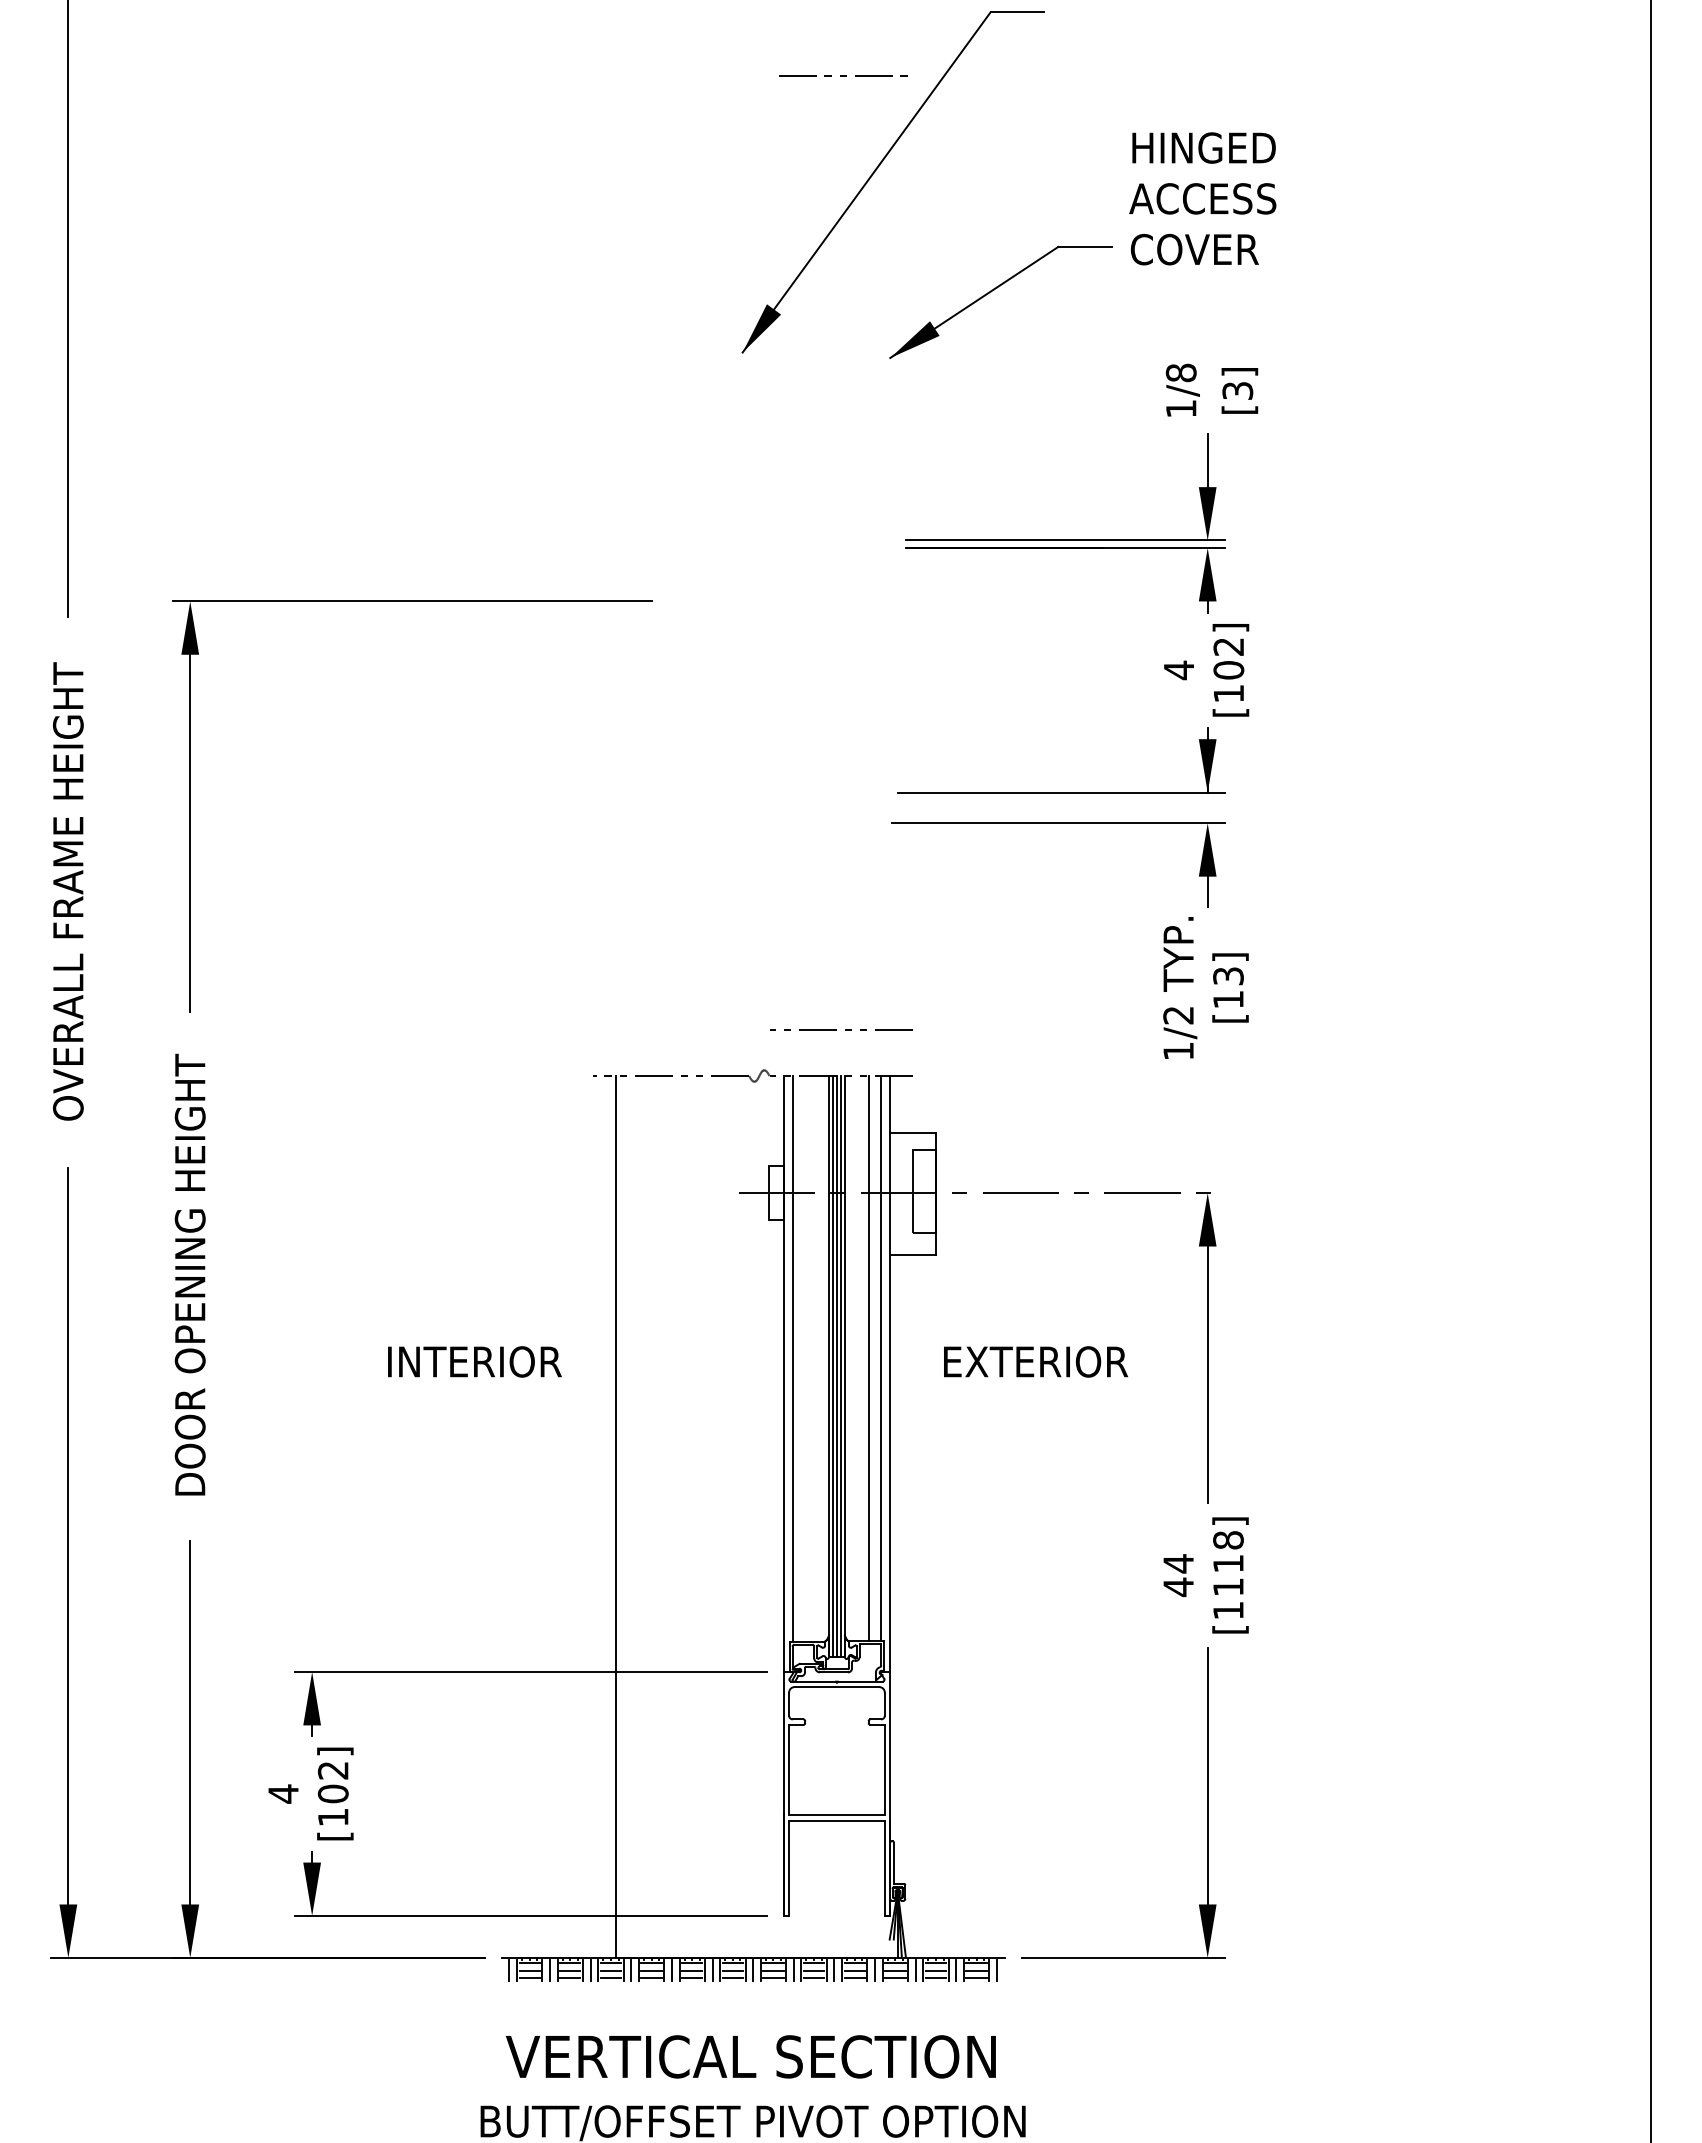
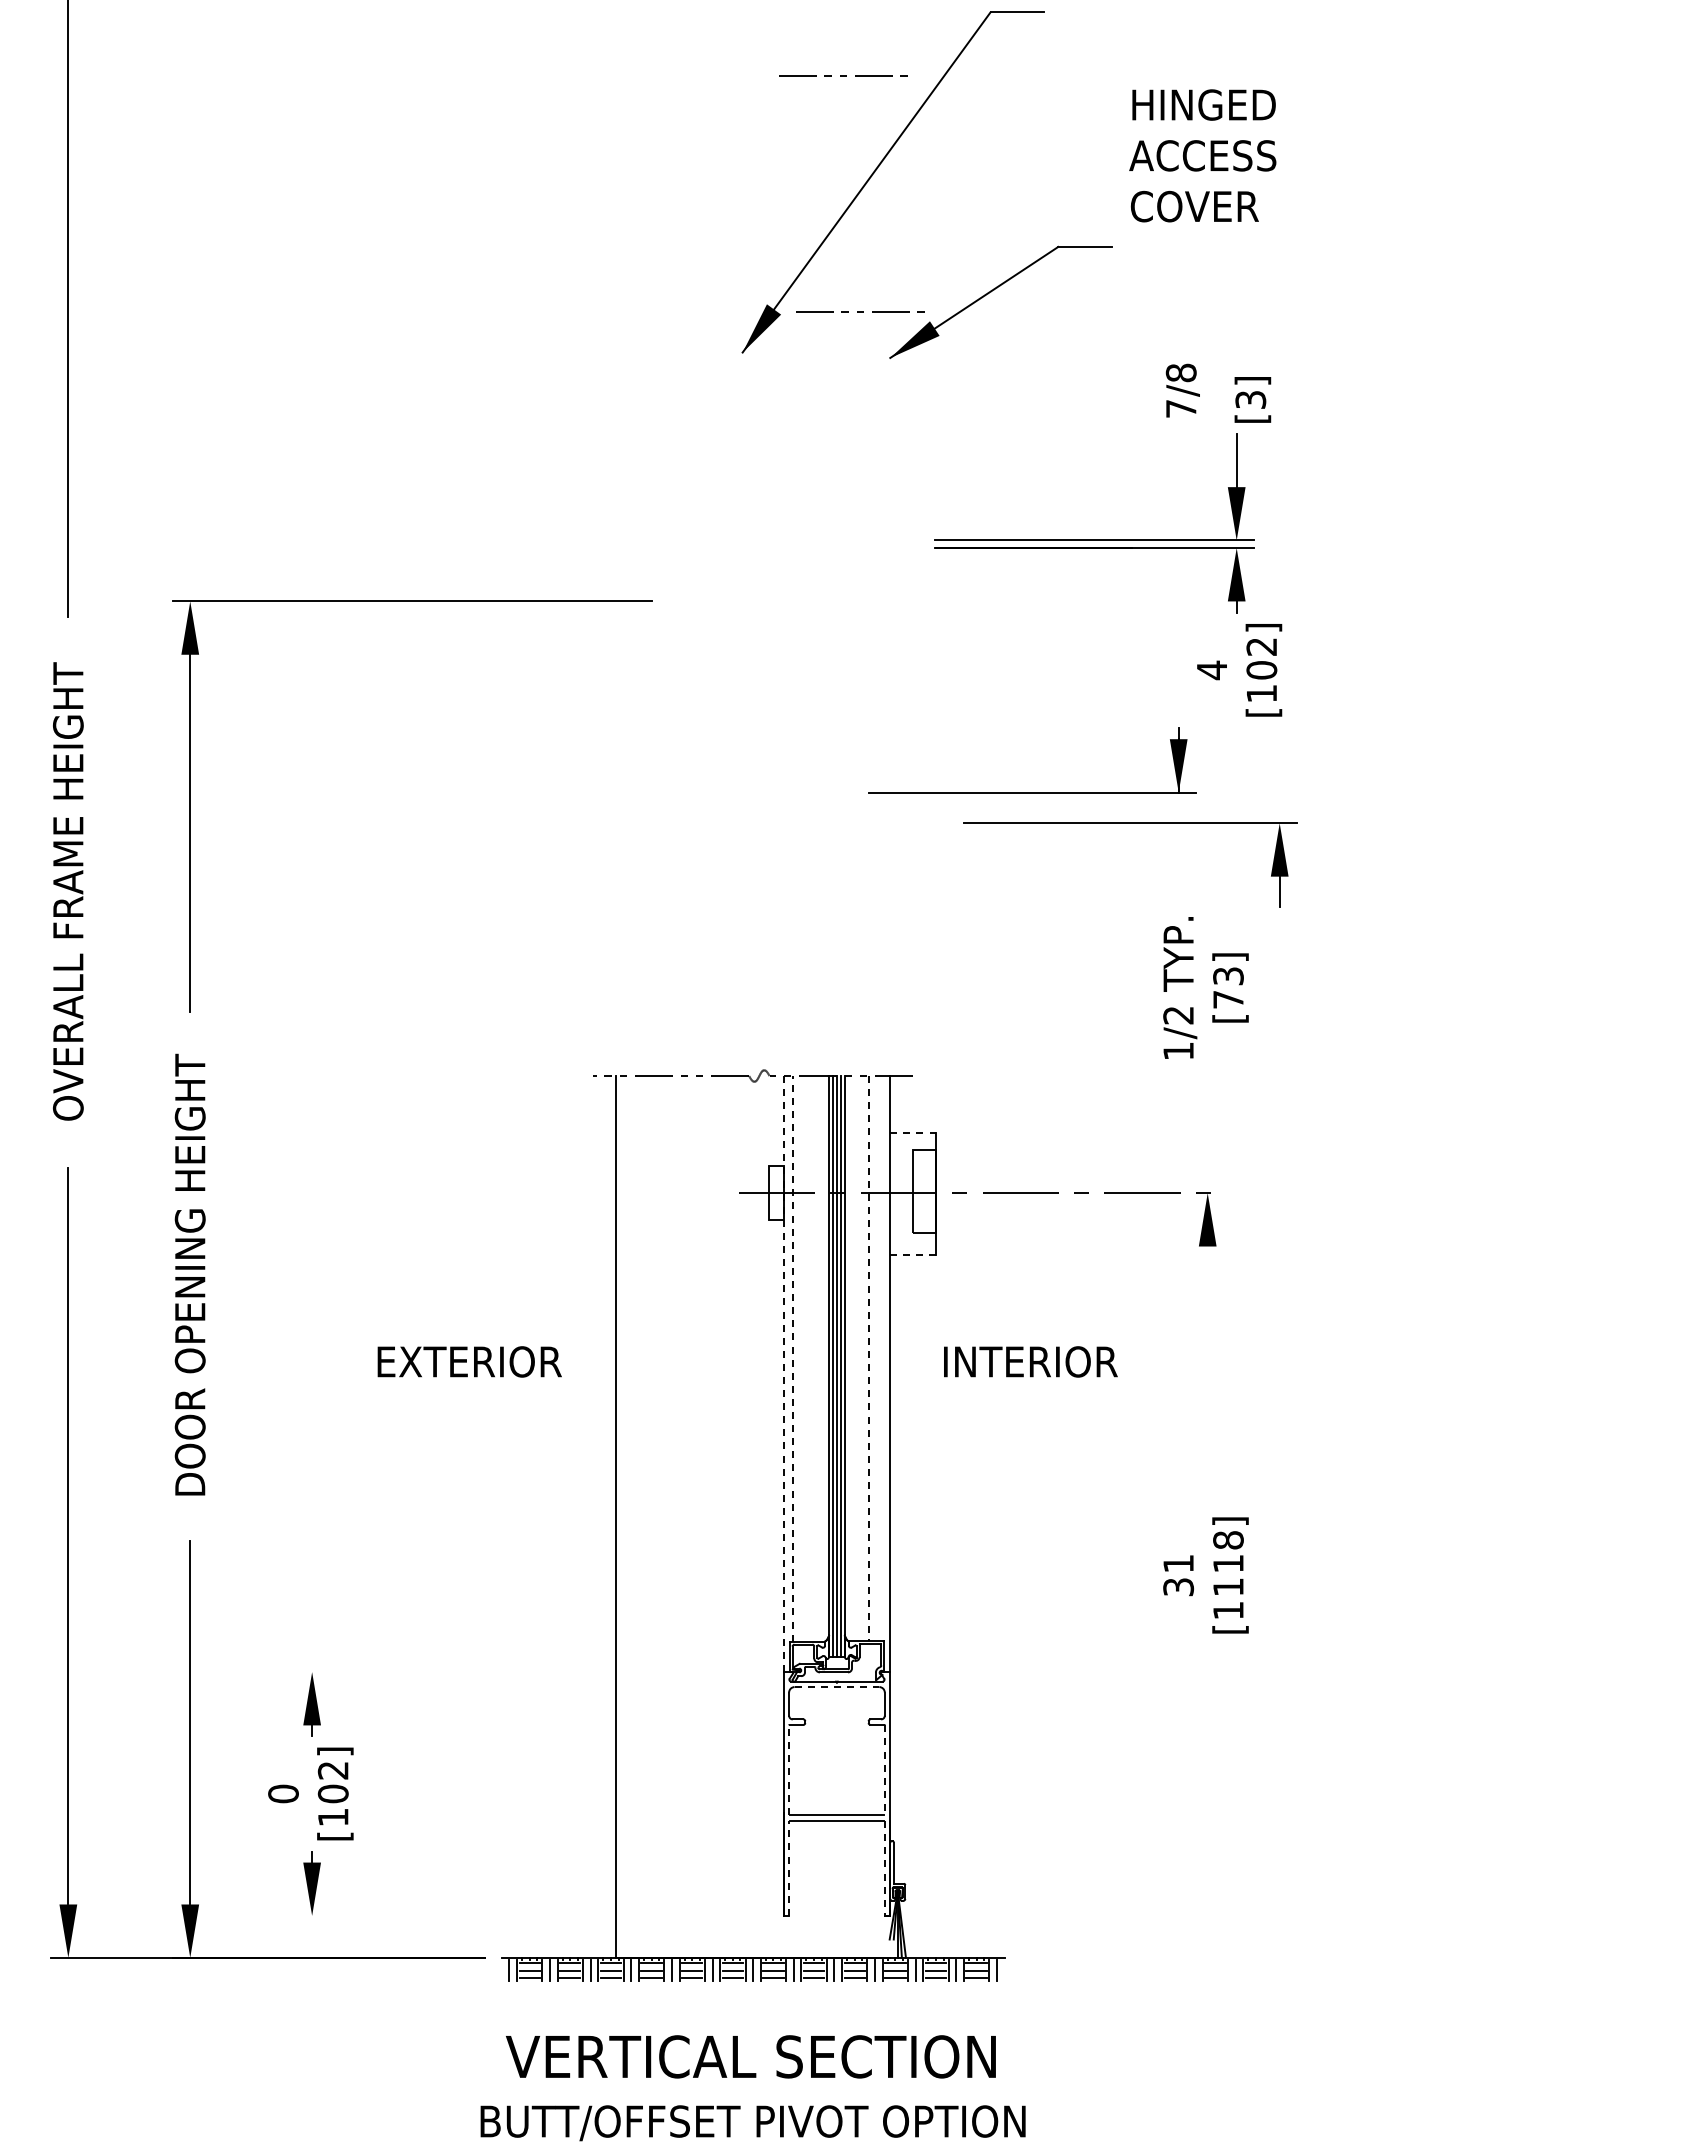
text position: (1202, 198) -> (1202, 155) (1202, 155)
line: none -> present (860, 311)
text position: (1239, 390) -> (1252, 399) (1252, 399)
text: 1/8 -> 7/8 (1181, 408)
part position: (1065, 539) -> (1094, 539) (1094, 539)
text position: (1206, 670) -> (1239, 670) (1239, 670)
part position: (1061, 792) -> (1032, 792) (1032, 792)
part position: (1058, 823) -> (1130, 823) (1130, 823)
text: [13] -> [73] (1228, 999)
line: present -> none (845, 1029)
line: present -> none (1650, 1070)
line: solid -> dashed (913, 1133)
line: solid -> dashed (913, 1255)
line: solid -> dashed (793, 1358)
line: solid -> dashed (868, 1358)
line: present -> none (880, 1358)
text: INTERIOR -> EXTERIOR (399, 1361)
text: EXTERIOR -> INTERIOR (1037, 1361)
line: solid -> dashed (783, 1373)
line: present -> none (1207, 1374)
text: 44 -> 31 (1178, 1575)
line: present -> none (530, 1672)
line: solid -> dashed (837, 1687)
line: solid -> dashed (789, 1770)
line: solid -> dashed (884, 1770)
text: 4 -> 0 (283, 1793)
part: present -> none (1207, 1802)
line: solid -> dashed (789, 1868)
line: solid -> dashed (884, 1869)
line: present -> none (530, 1915)
